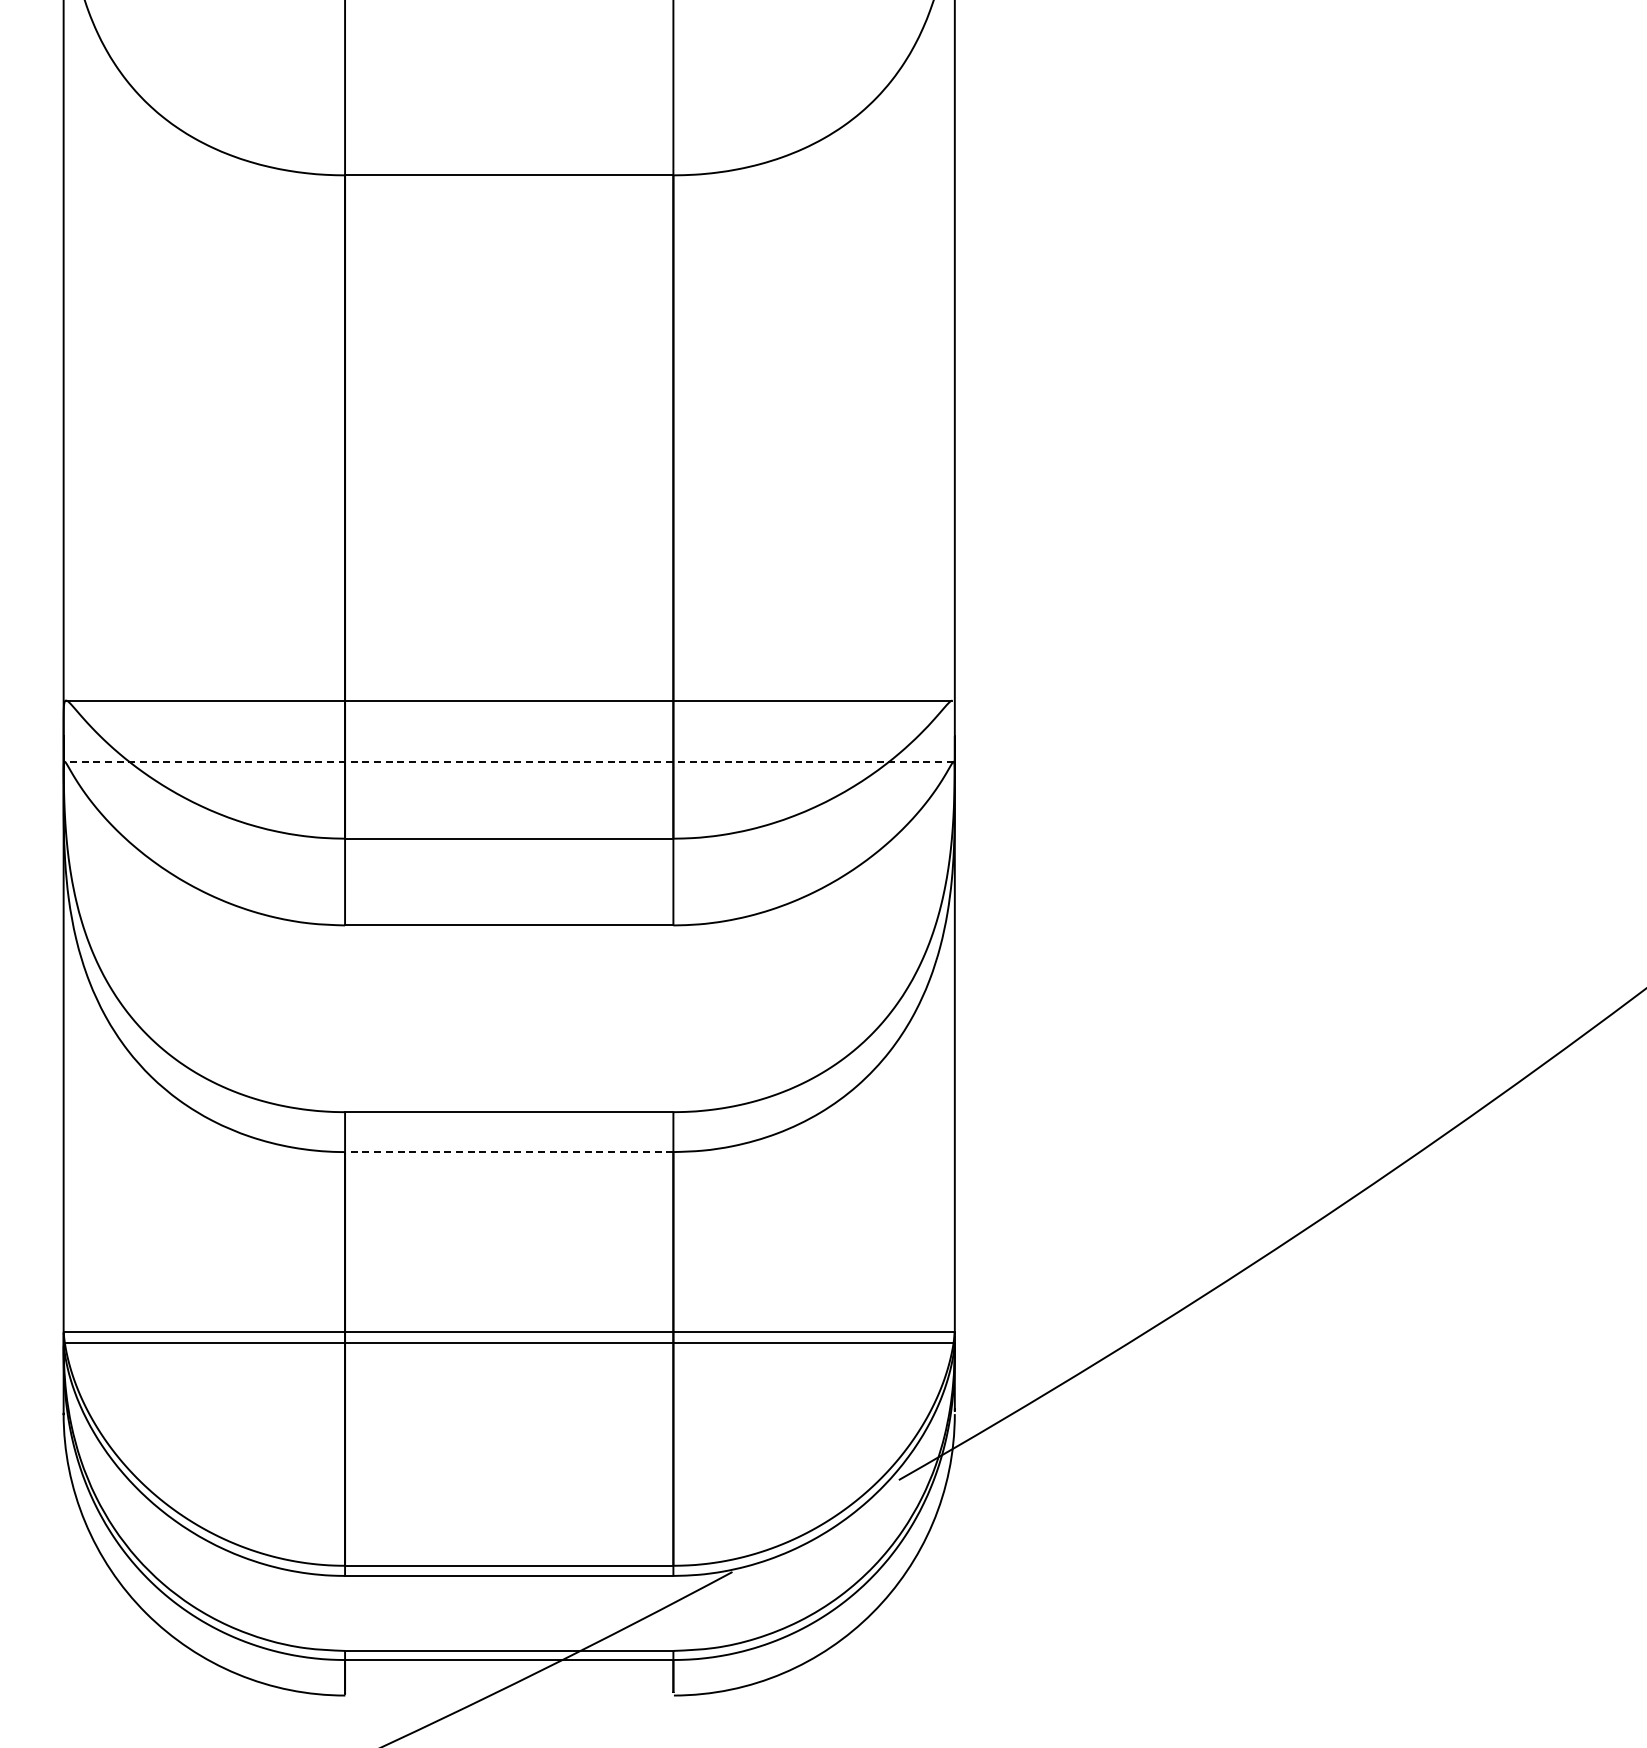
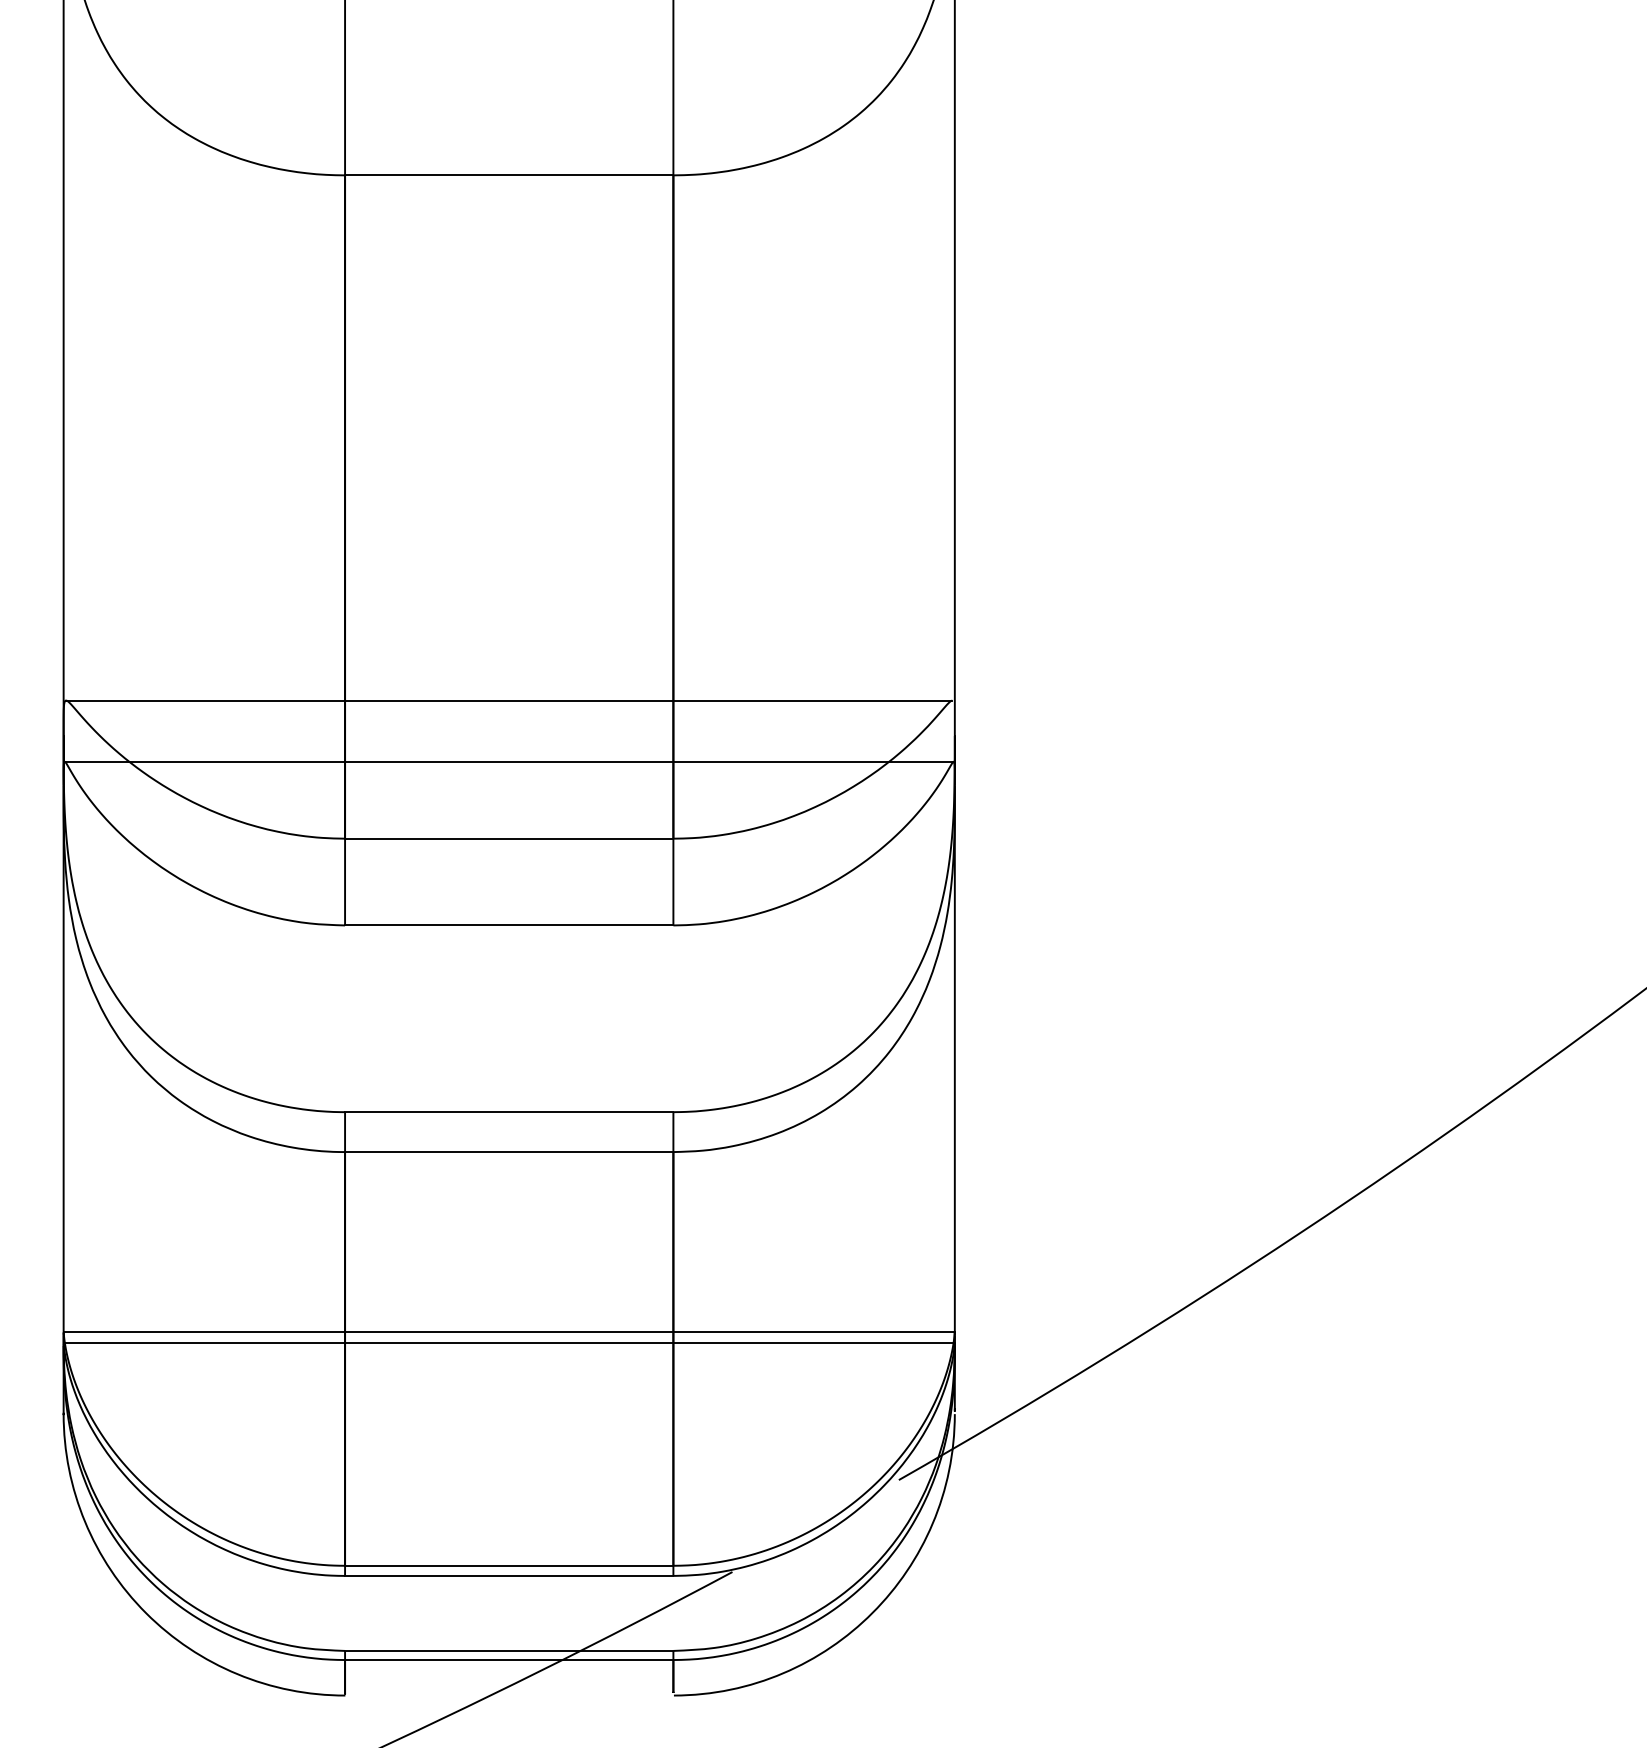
line: dashed -> solid (508, 761)
line: dashed -> solid (508, 1152)
